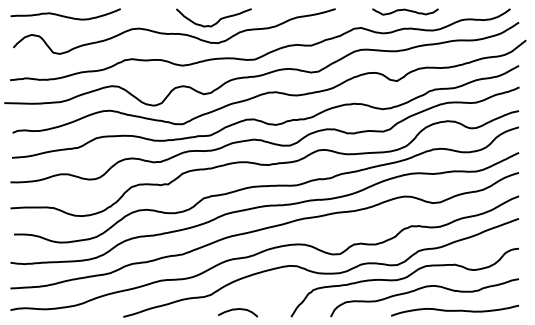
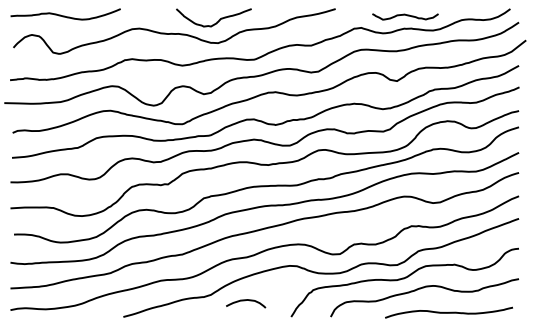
curve position: (405, 10) -> (405, 15) (405, 15)
curve position: (237, 310) -> (245, 301) (245, 301)
curve position: (454, 310) -> (448, 312) (448, 312)
